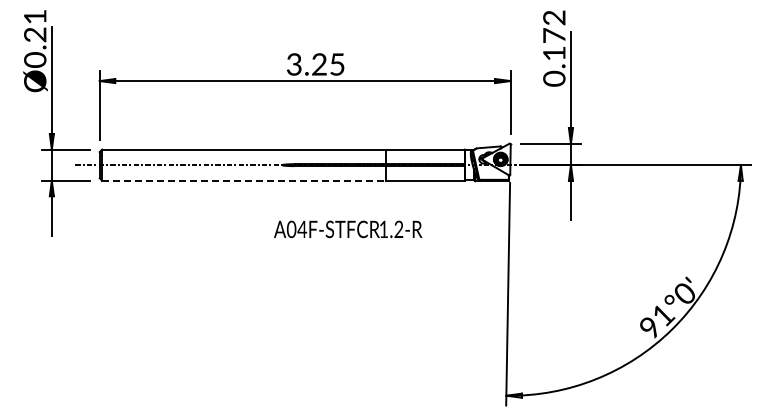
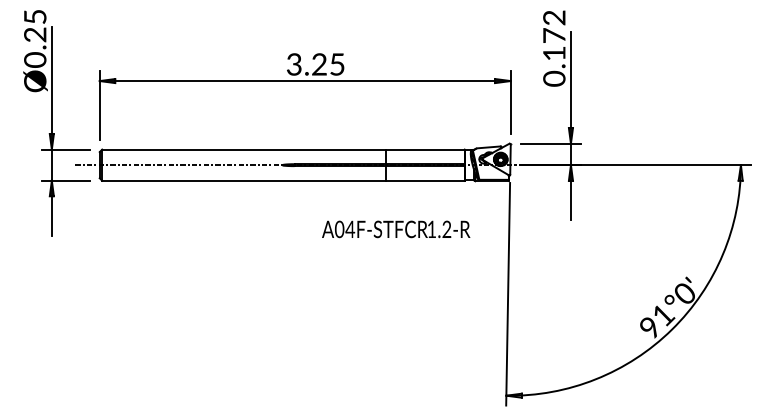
text: Ø0.21 -> Ø0.25 (35, 16)
line: dashed -> solid (244, 180)
text position: (348, 229) -> (396, 229) (396, 229)
